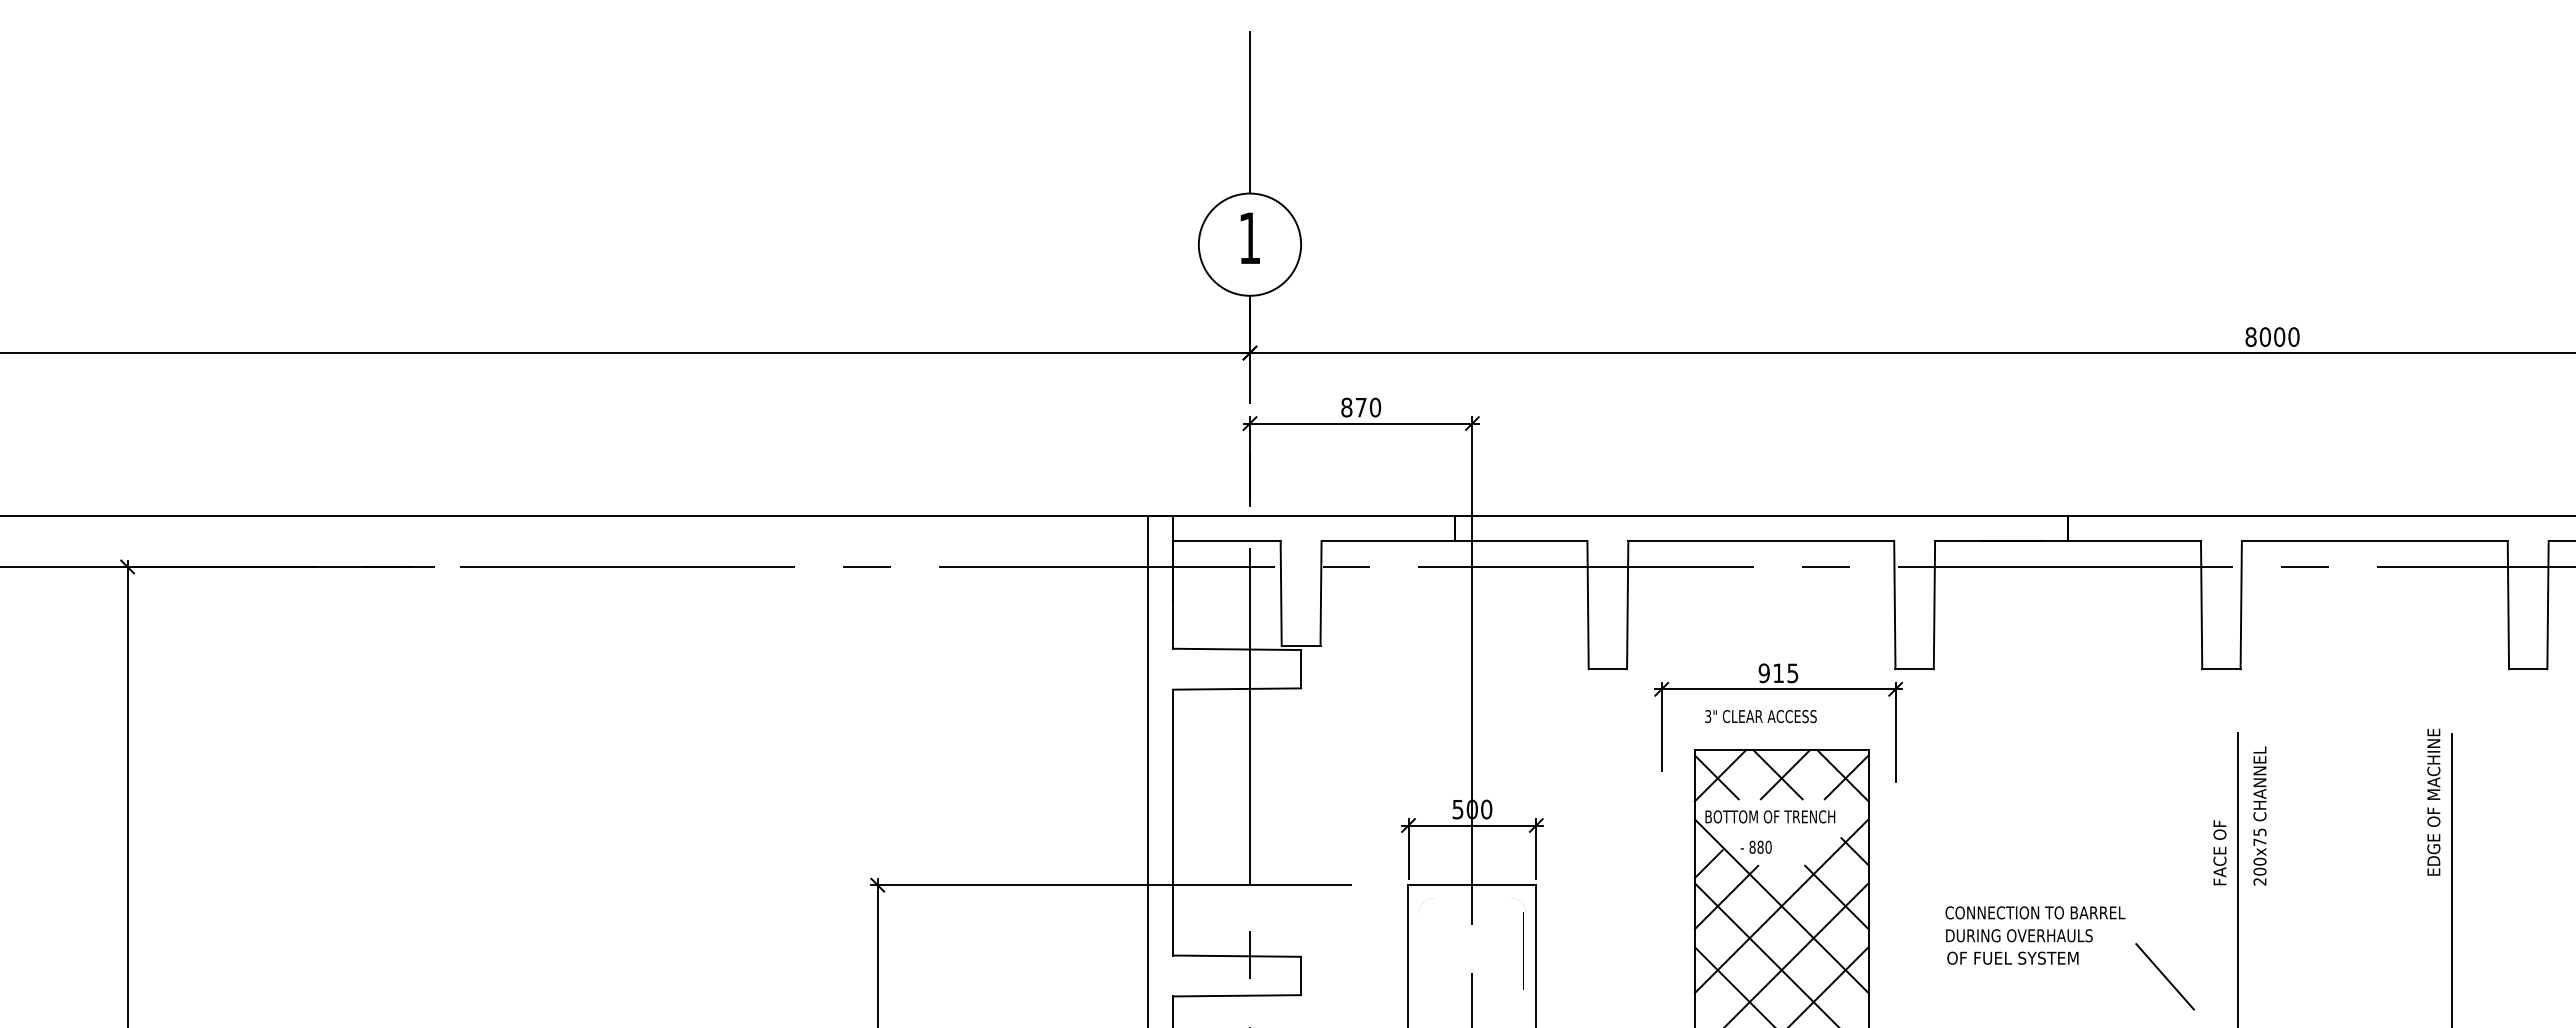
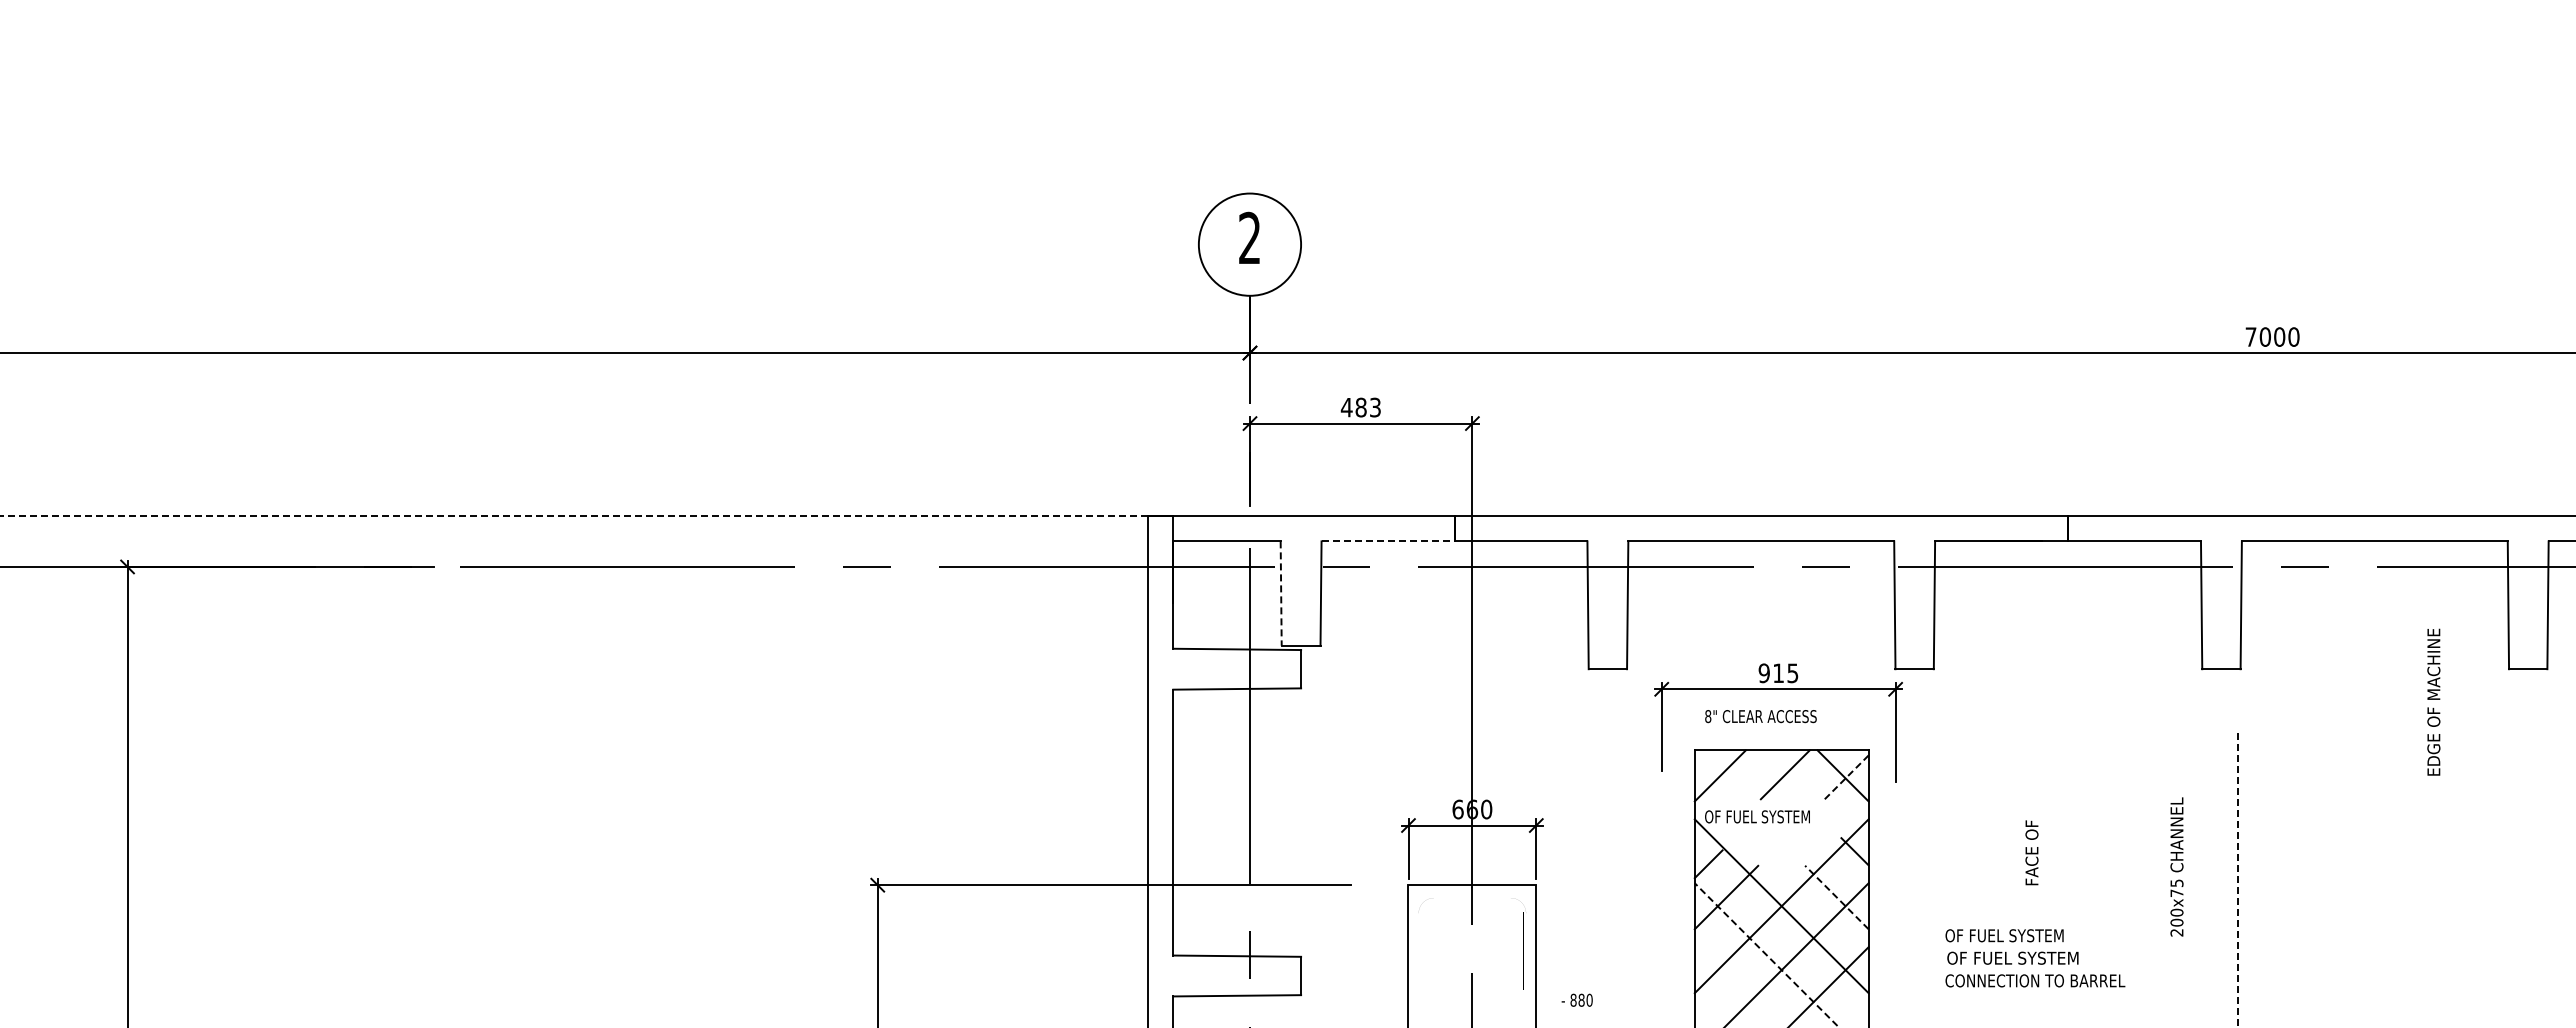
line: present -> none (1249, 111)
text: 1 -> 2 (1249, 237)
text: 8000 -> 7000 (2250, 336)
text: 870 -> 483 (1360, 407)
line: solid -> dashed (573, 515)
line: solid -> dashed (1388, 541)
line: solid -> dashed (1281, 594)
text: 3" -> 8" (1708, 716)
line: present -> none (1777, 774)
line: present -> none (1716, 777)
line: solid -> dashed (1847, 777)
text position: (2433, 801) -> (2433, 701) (2433, 701)
text: 500 -> 660 (1465, 809)
text position: (2259, 815) -> (2176, 866) (2176, 866)
text: BOTTOM OF TRENCH -> OF FUEL SYSTEM (1770, 816)
text position: (1755, 846) -> (1576, 999) (1576, 999)
text position: (2219, 852) -> (2031, 852) (2031, 852)
line: present -> none (2451, 879)
line: solid -> dashed (2237, 880)
line: solid -> dashed (1836, 897)
text position: (2035, 912) -> (2035, 980) (2035, 980)
text: DURING OVERHAULS -> OF FUEL SYSTEM (2018, 935)
line: solid -> dashed (1766, 955)
line: present -> none (2164, 976)
line: present -> none (1733, 985)
